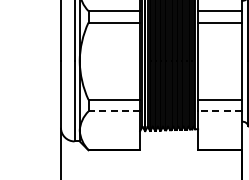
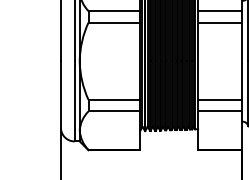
line: dashed -> solid (114, 111)
line: dashed -> solid (219, 111)
